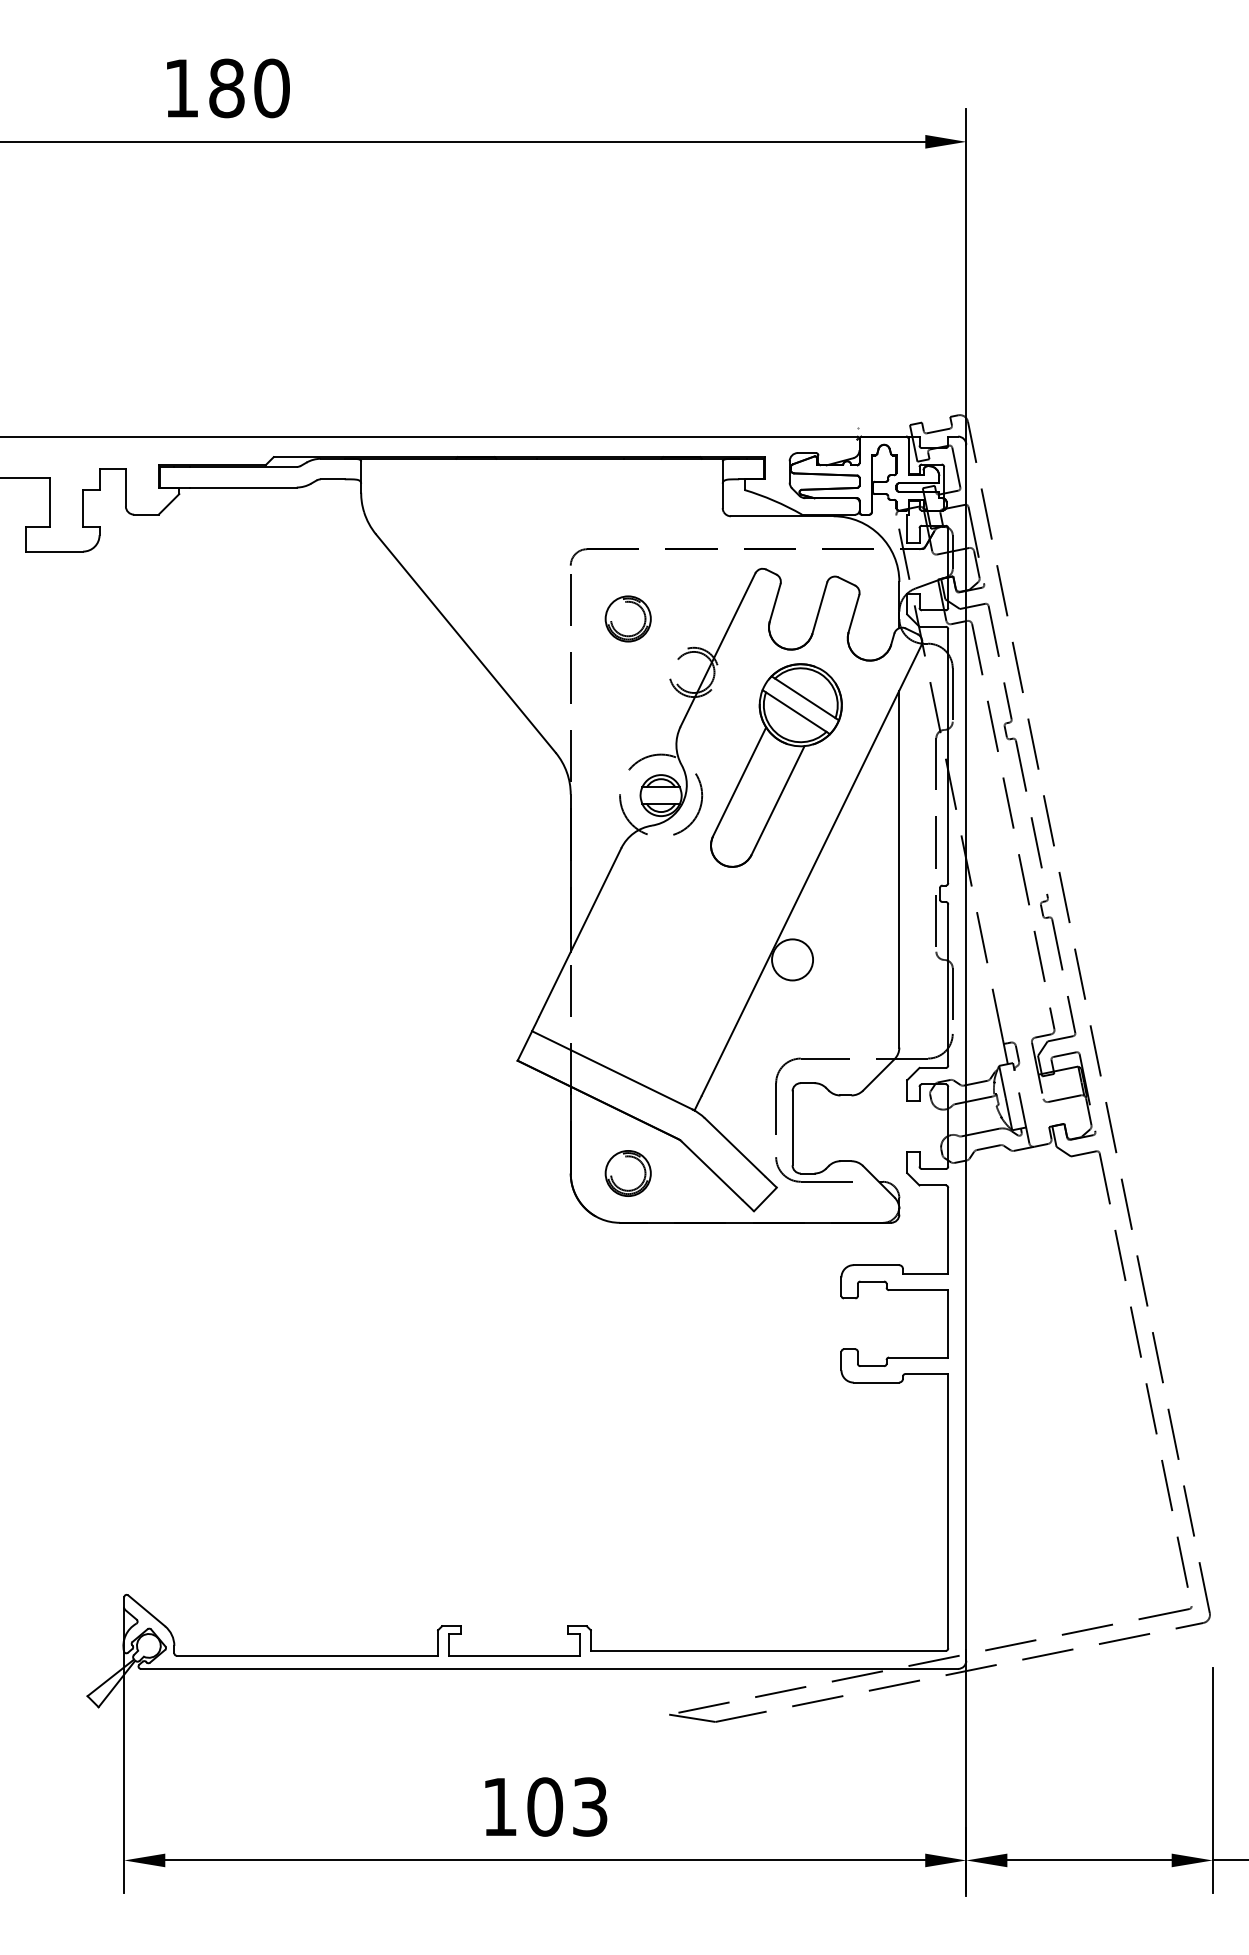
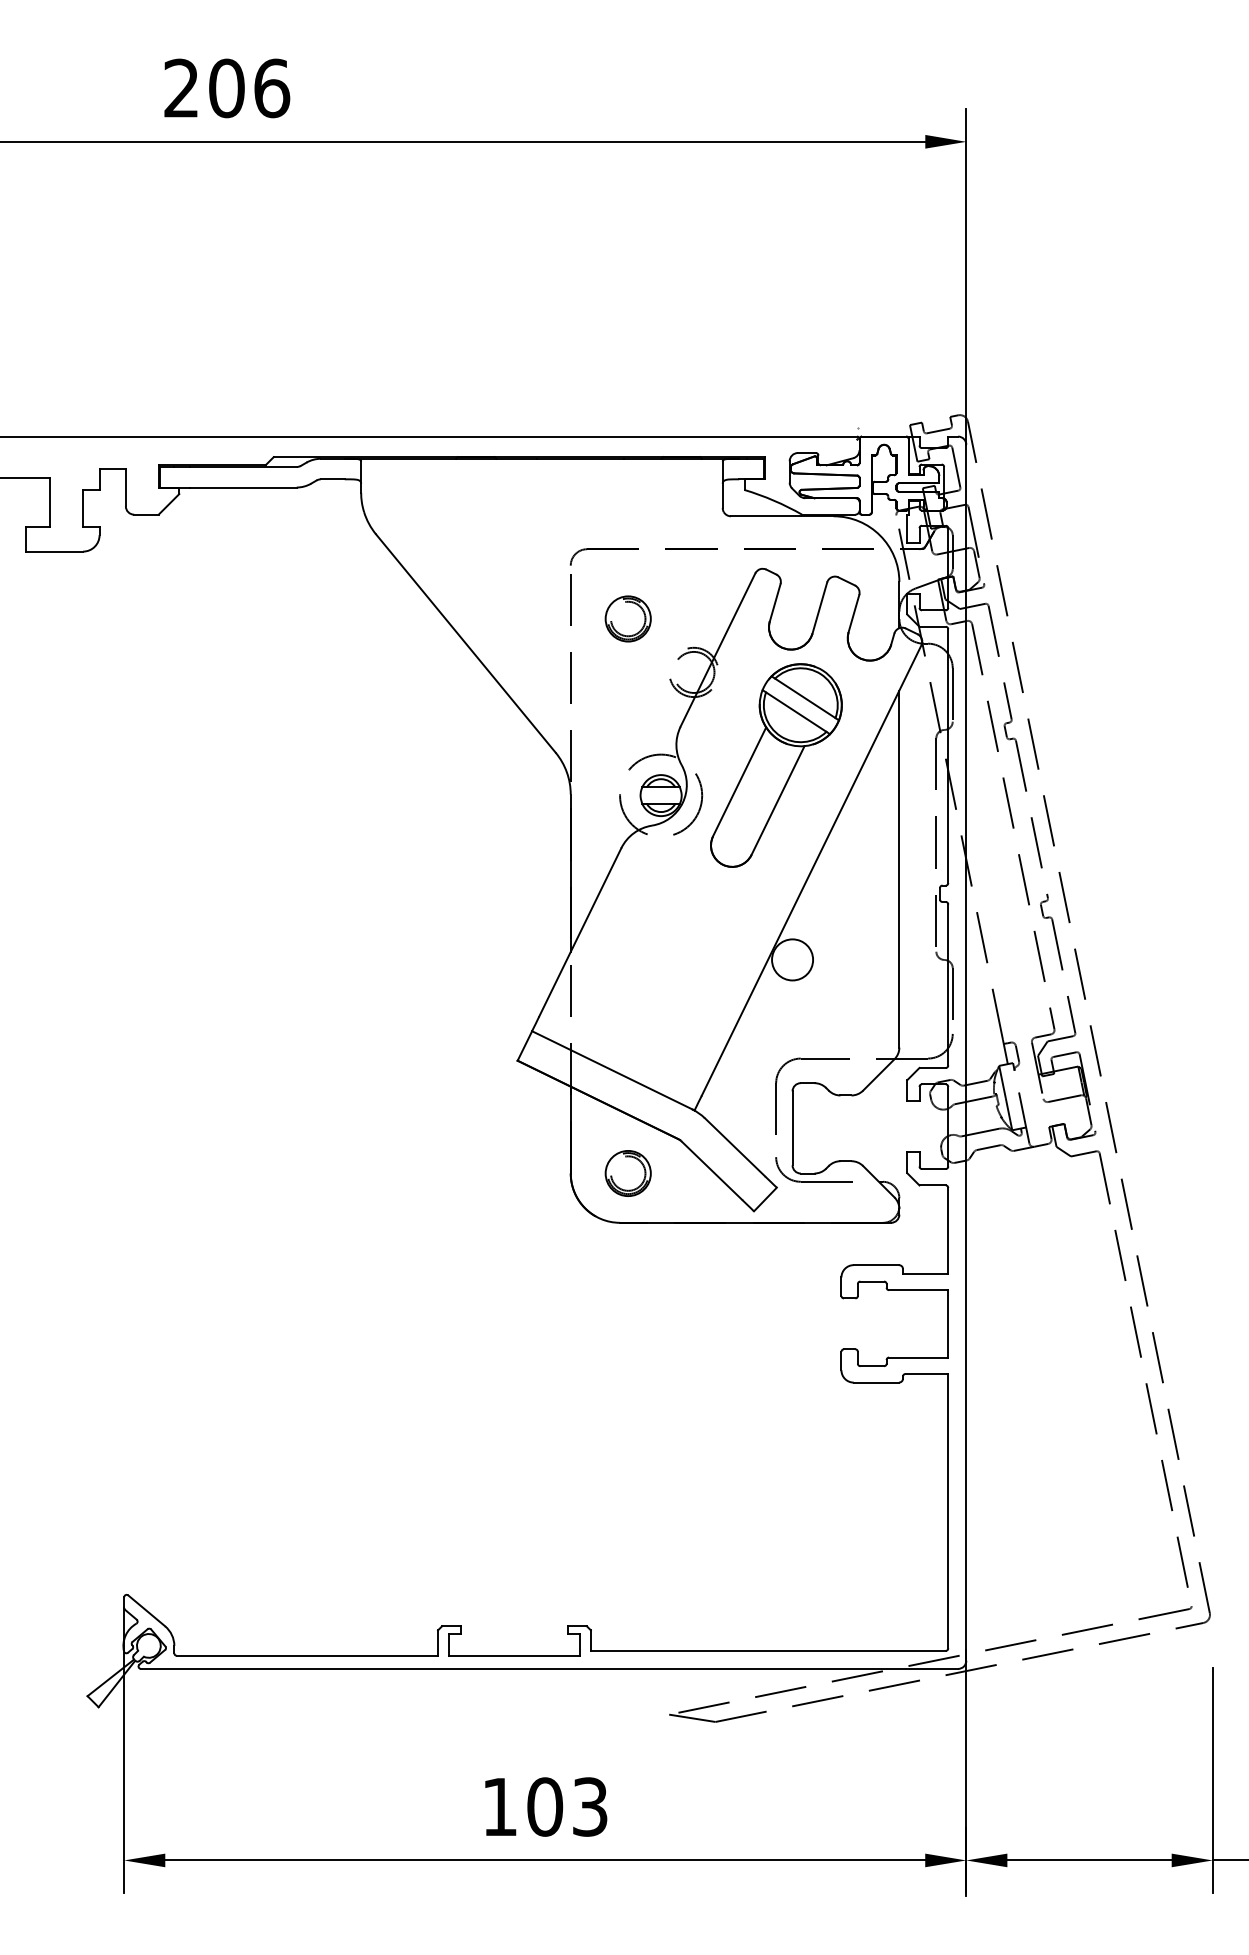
text: 180 -> 206 (227, 88)
